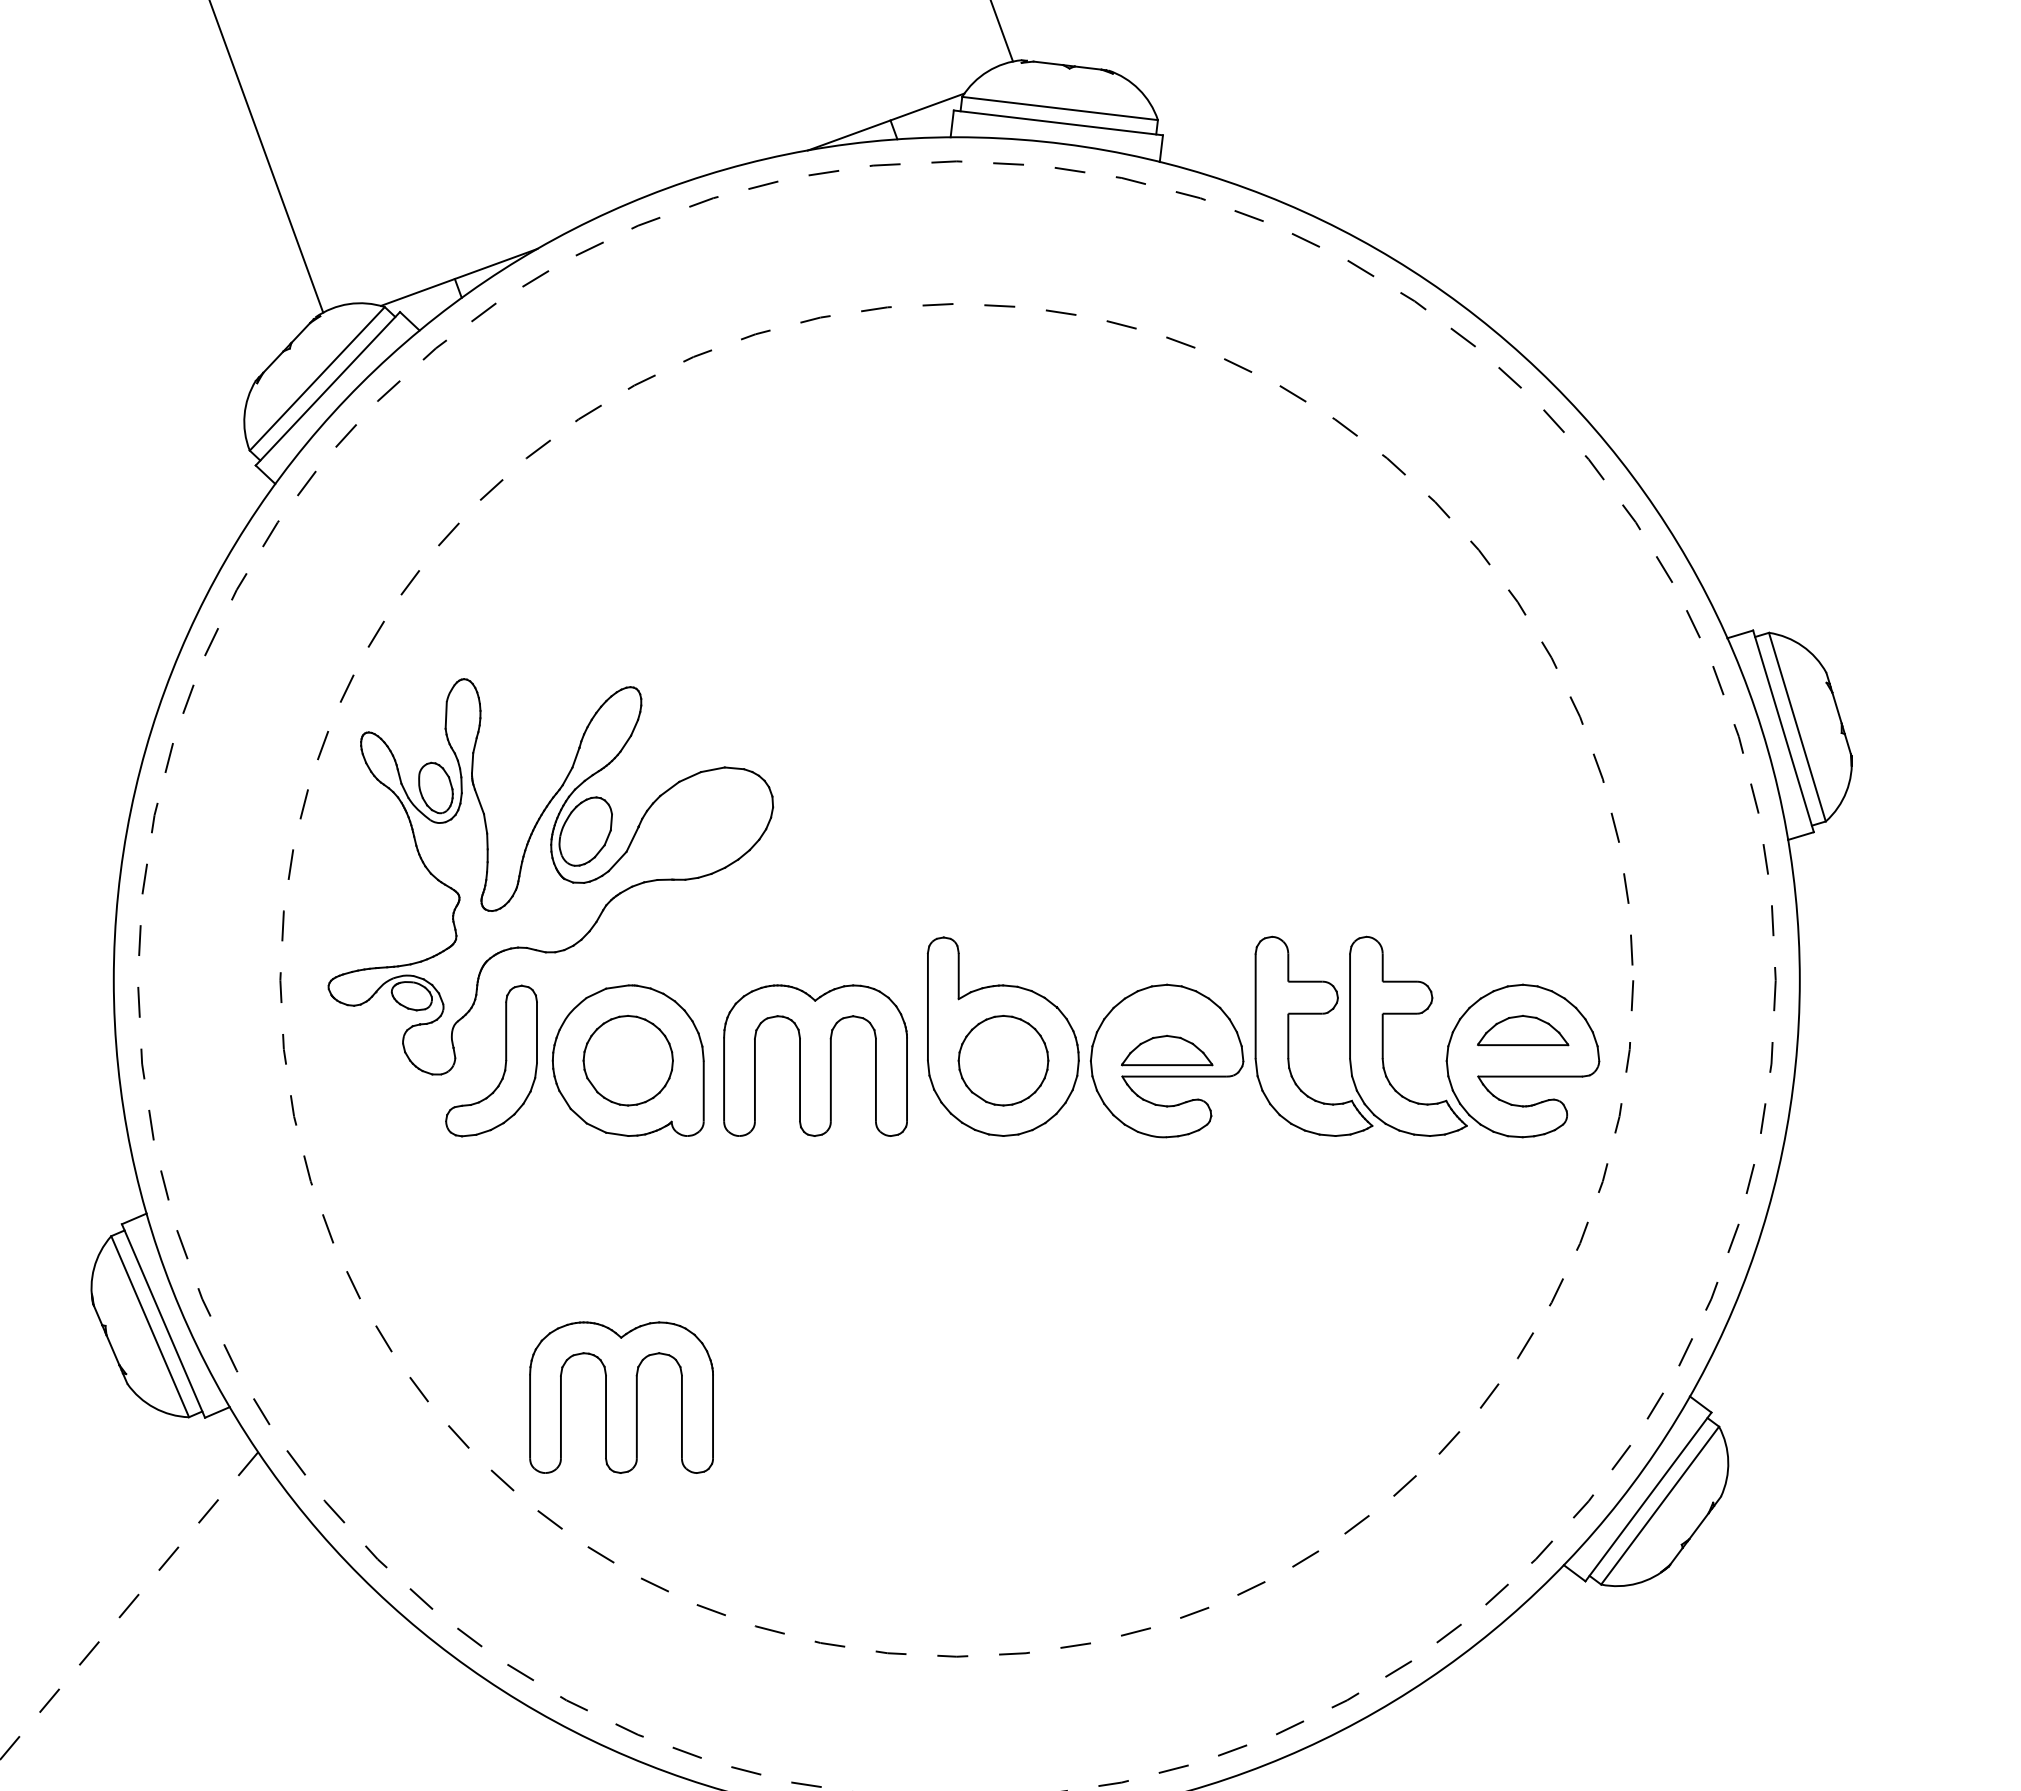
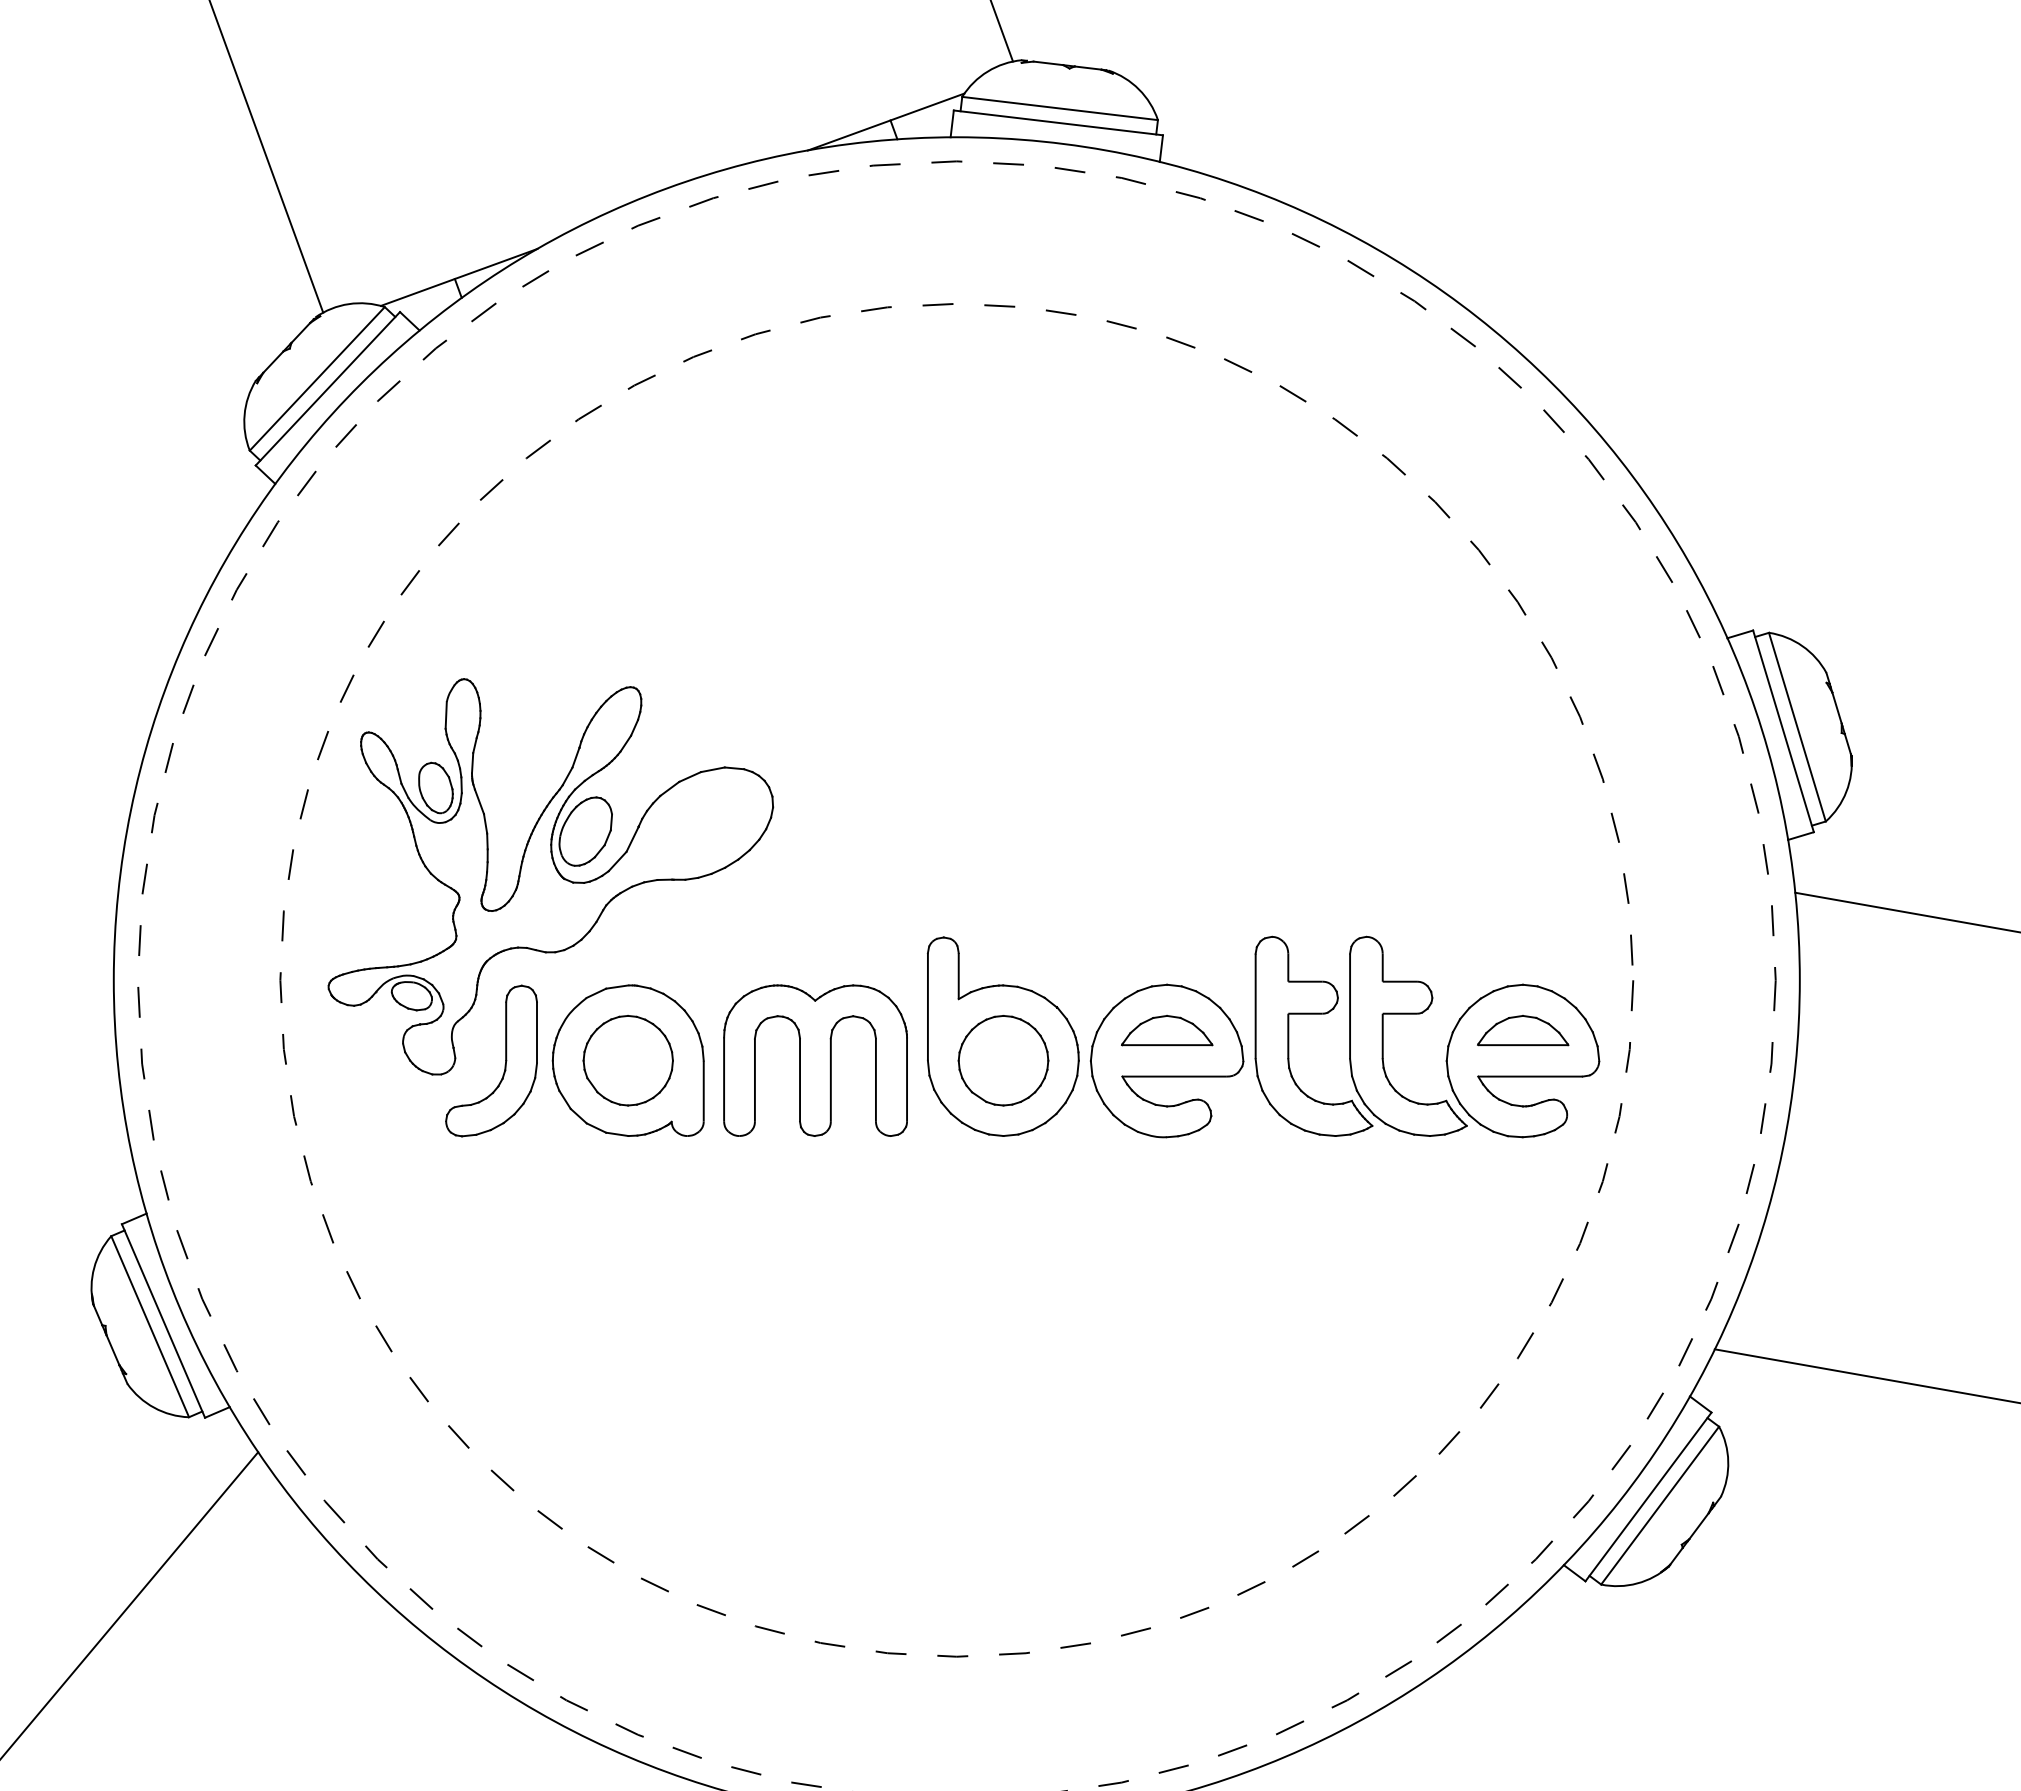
line: none -> present (1906, 912)
part position: (1167, 1050) -> (1167, 1030) (1167, 1030)
line: none -> present (1865, 1375)
part: present -> none (621, 1397)
line: dashed -> solid (129, 1606)
